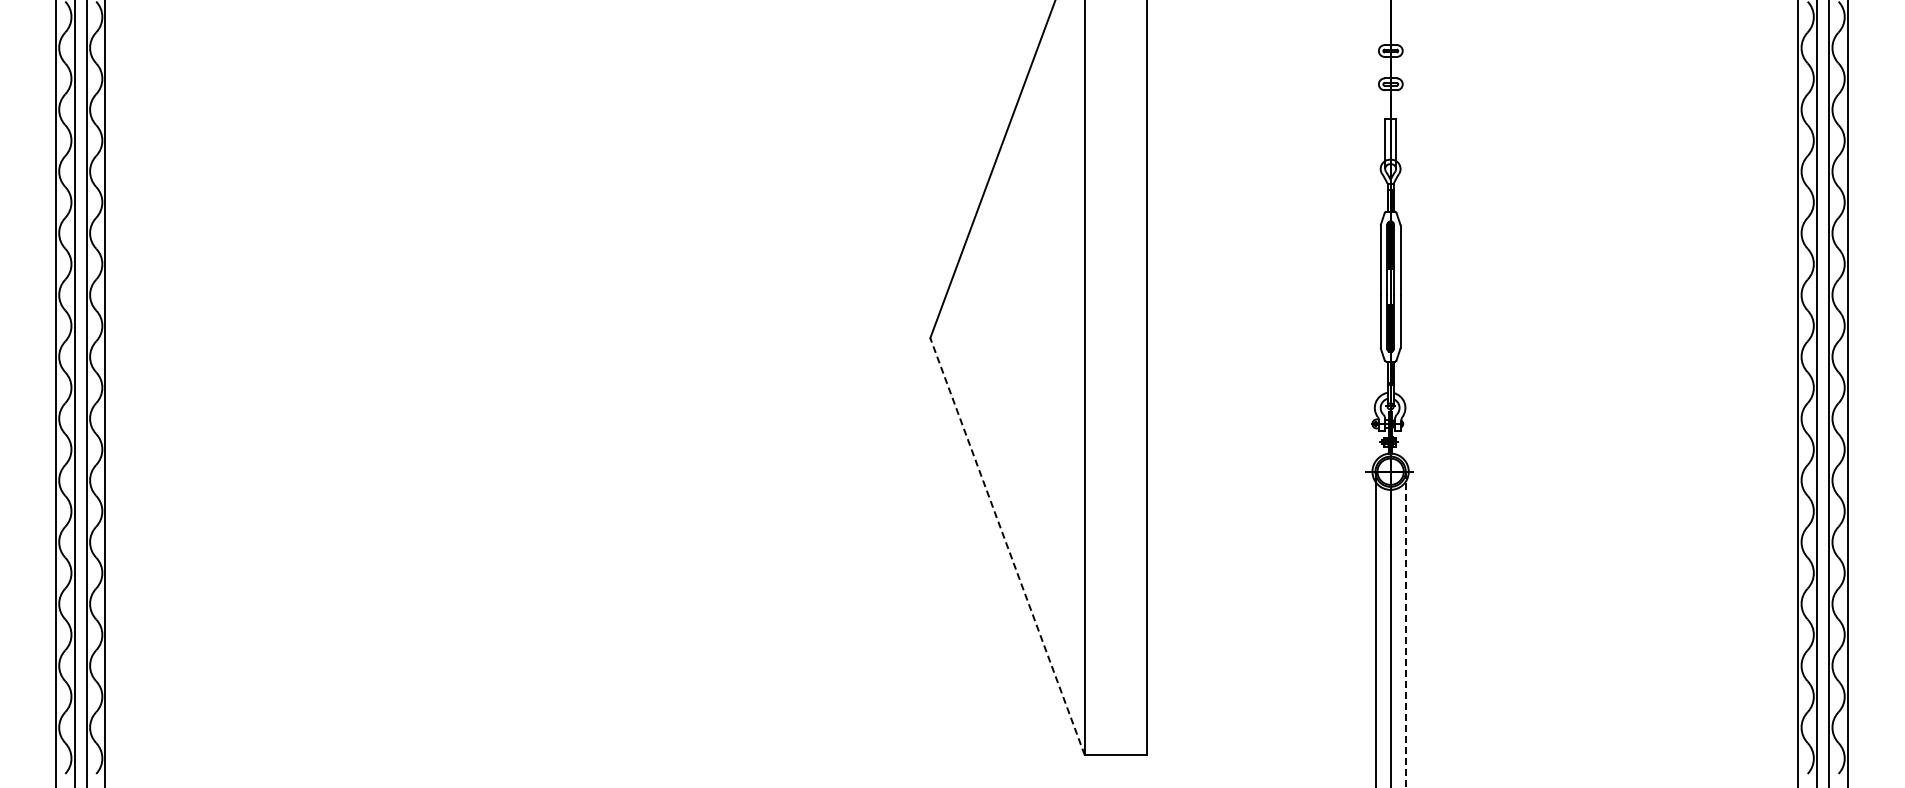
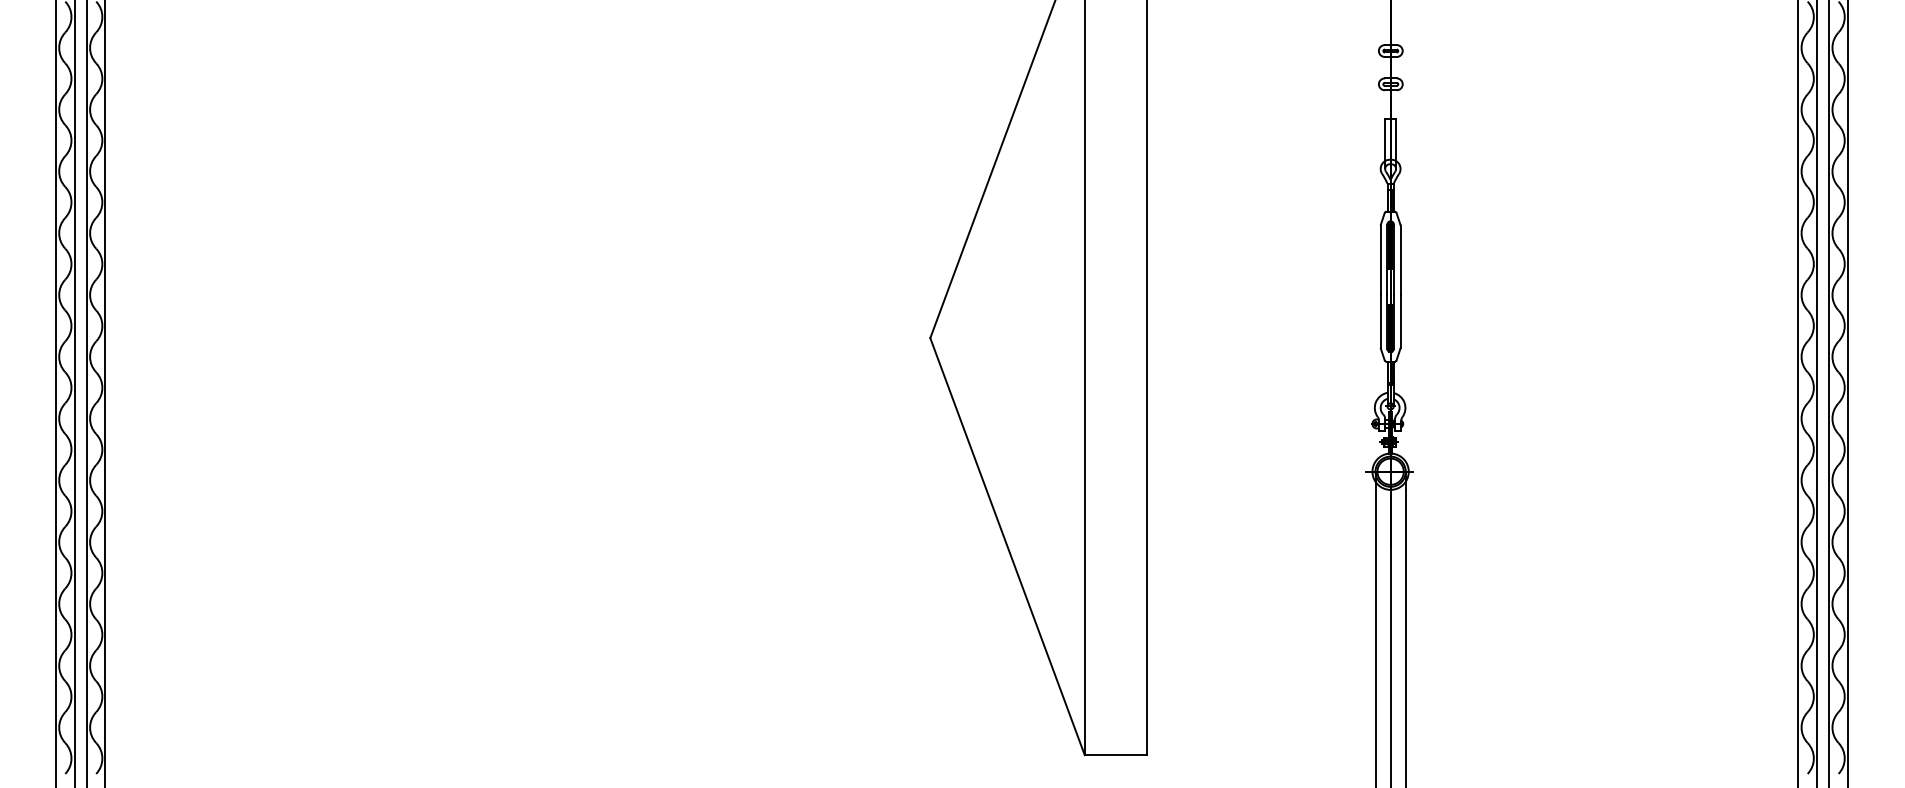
line: dashed -> solid (1007, 546)
line: dashed -> solid (1405, 630)
